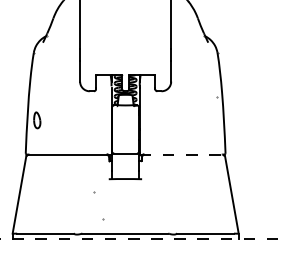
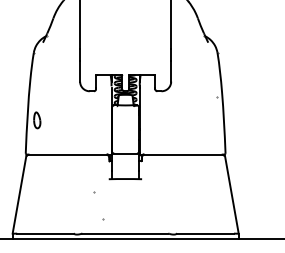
line: dashed -> solid (181, 154)
line: dashed -> solid (142, 238)
